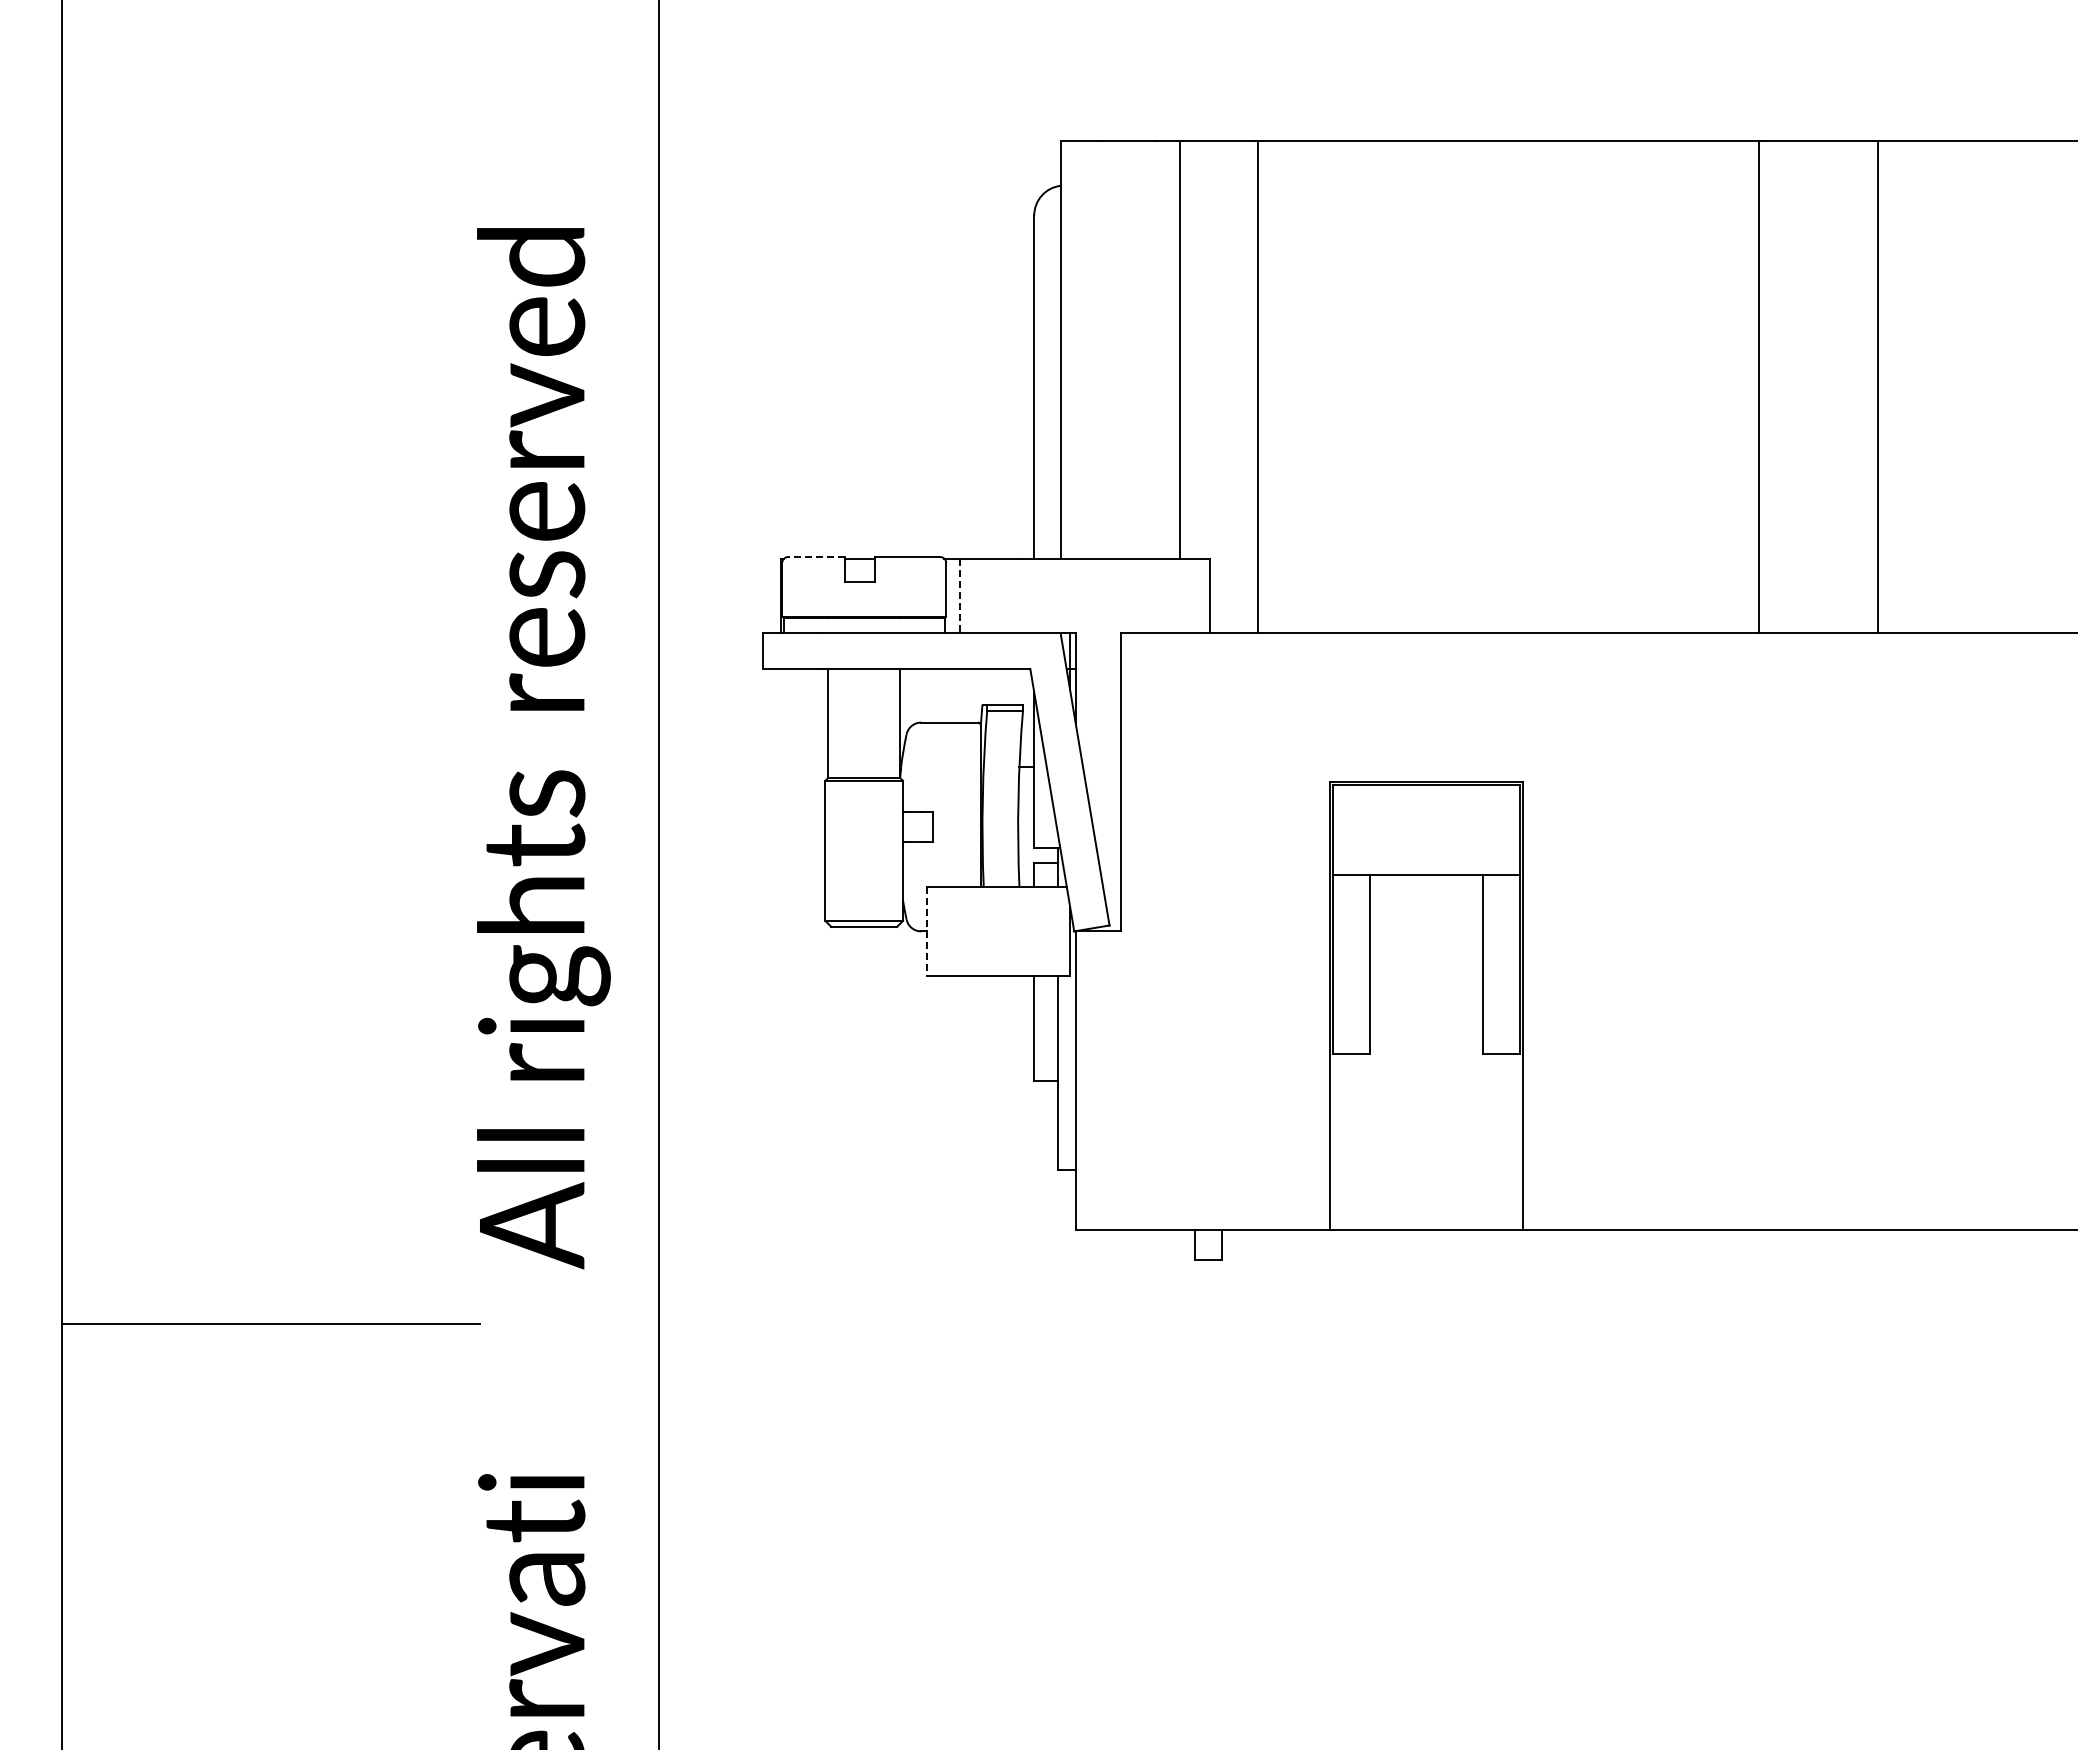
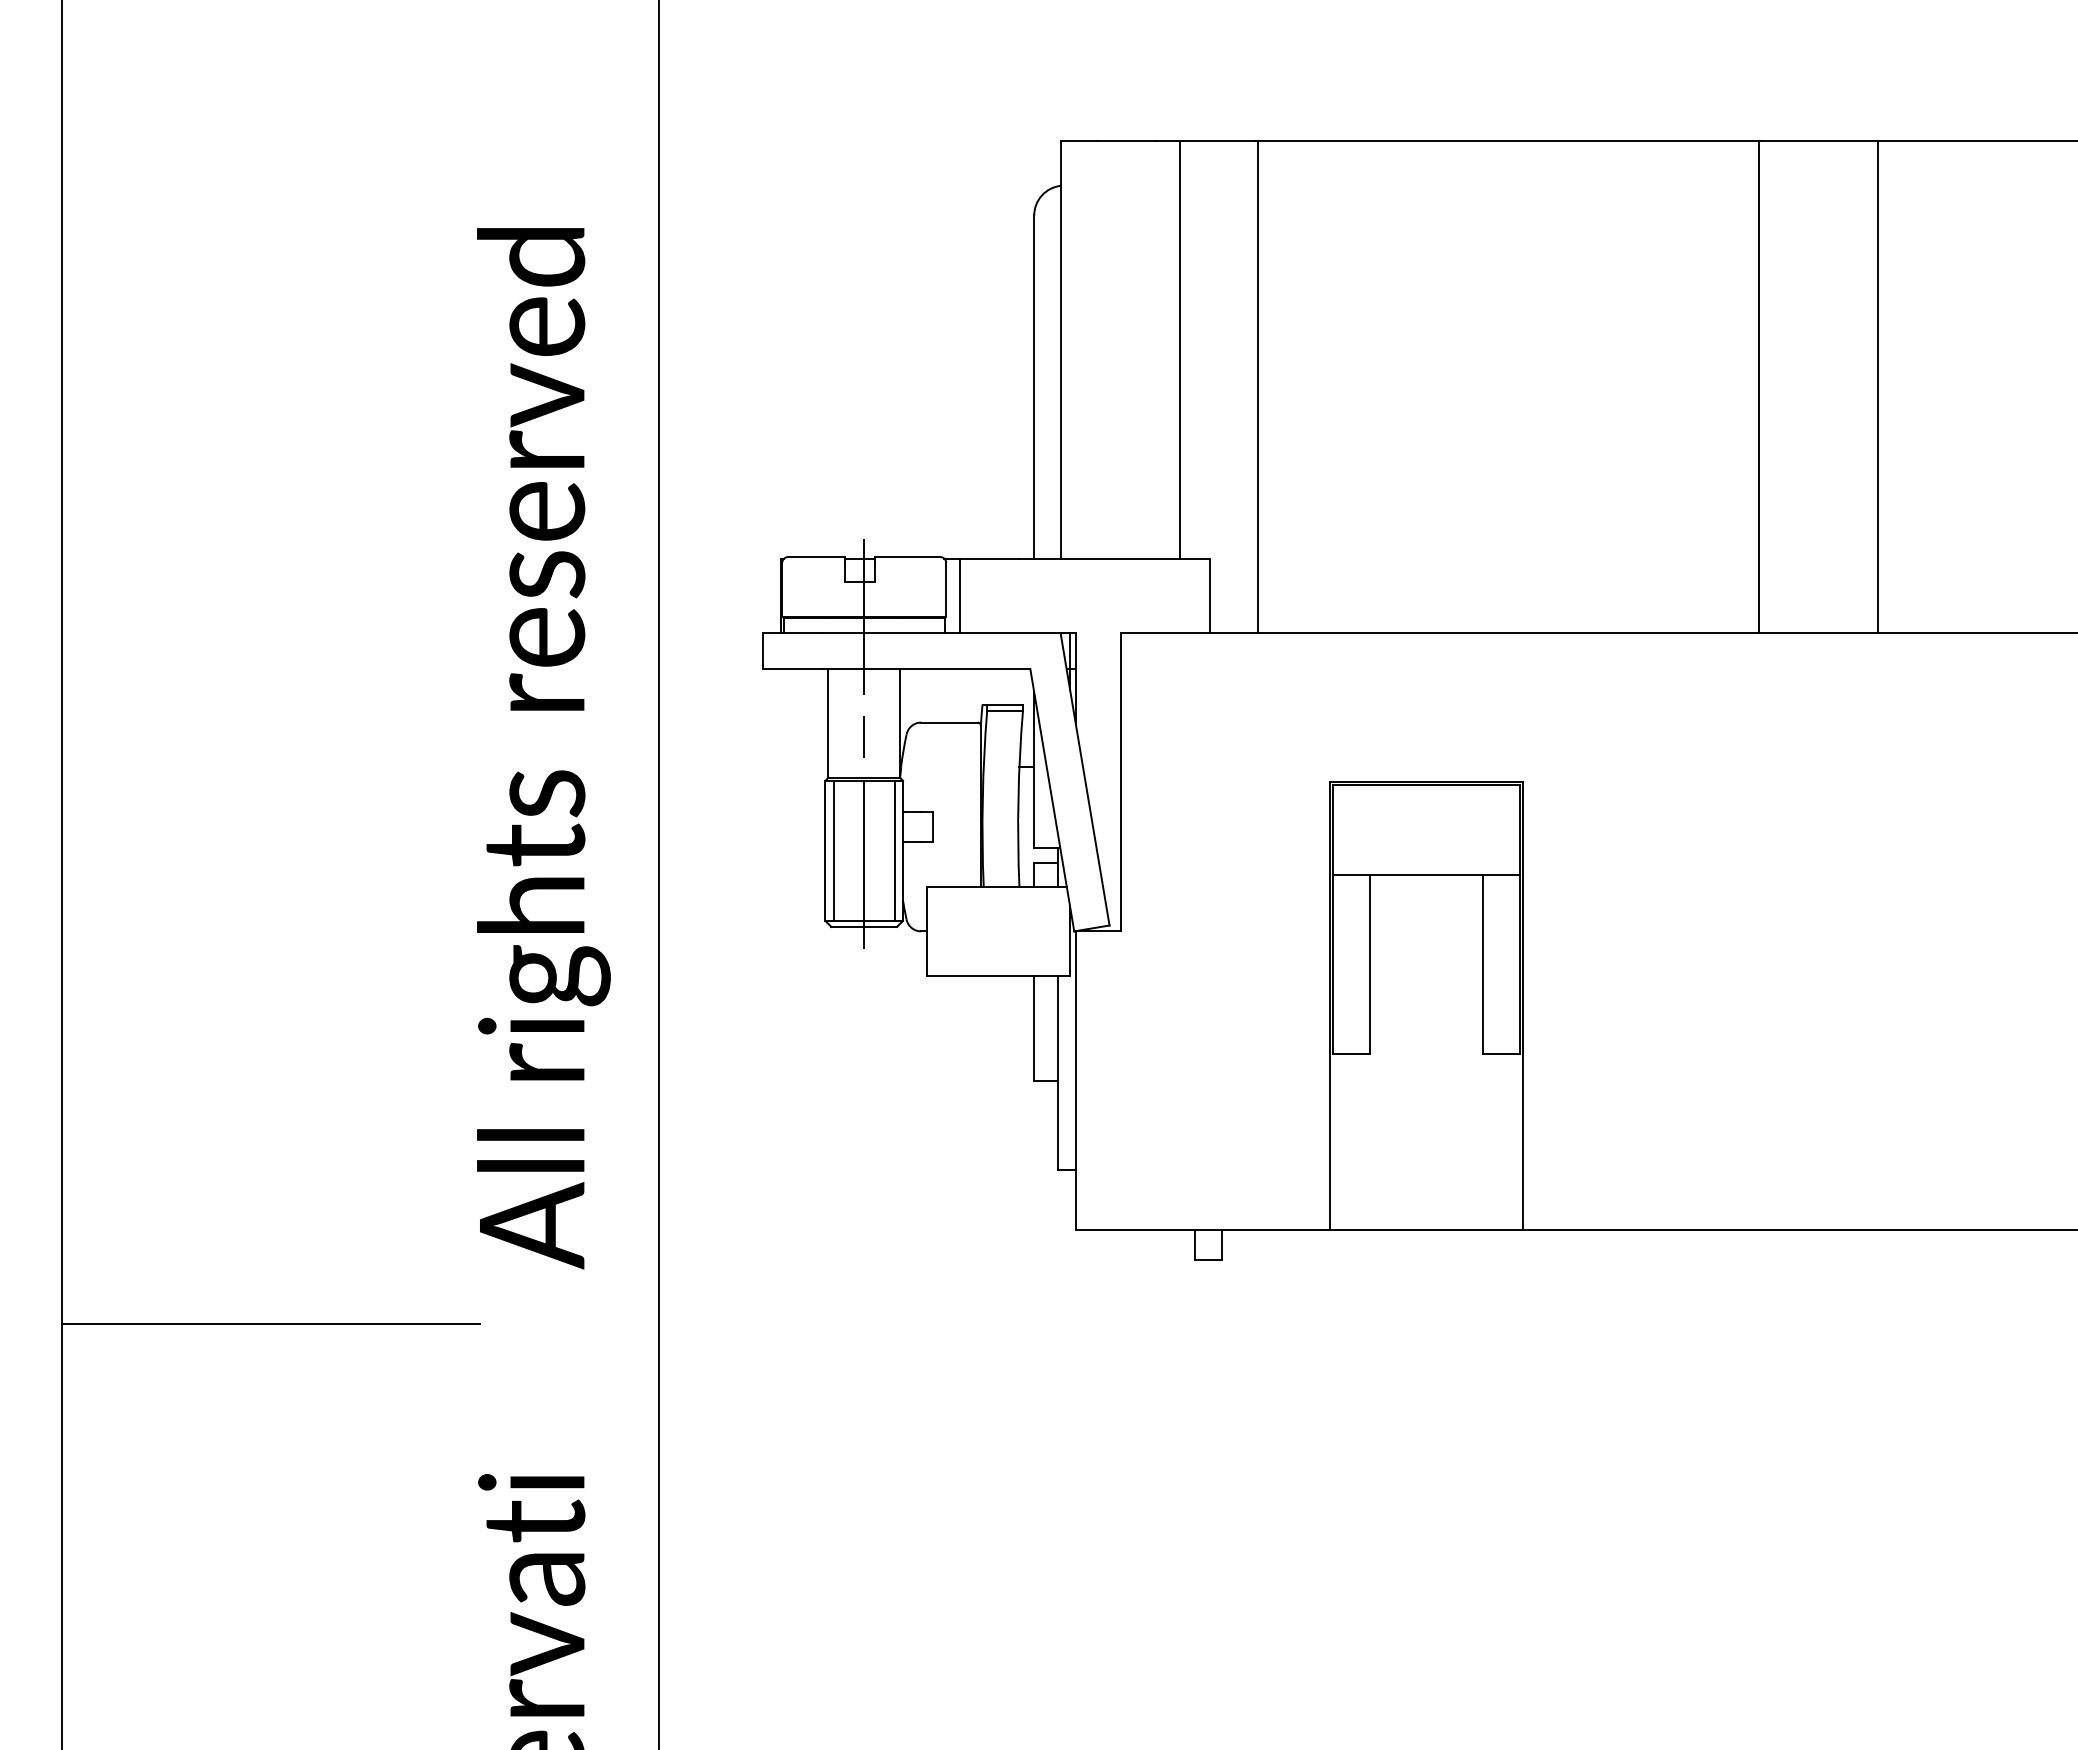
line: dashed -> solid (815, 557)
line: dashed -> solid (959, 596)
line: none -> present (864, 743)
line: none -> present (833, 850)
line: none -> present (894, 850)
line: dashed -> solid (926, 931)
